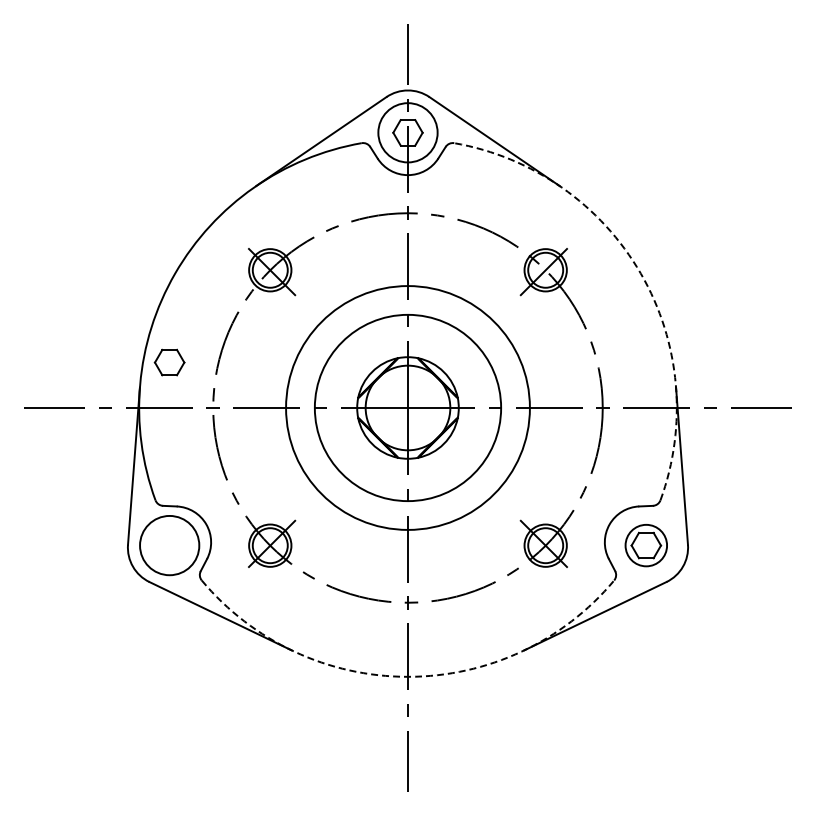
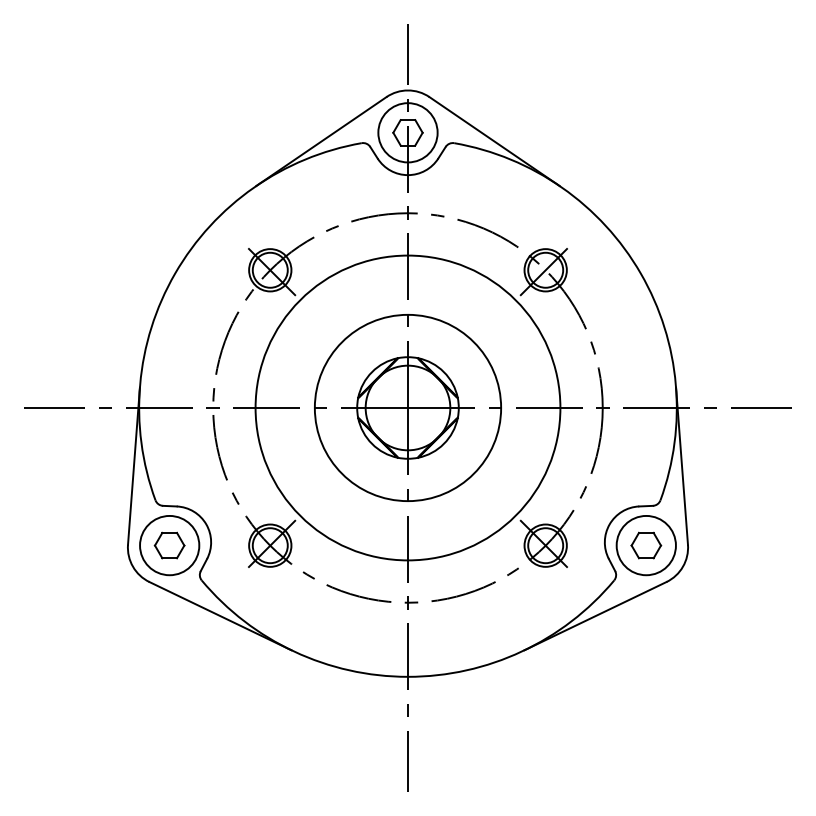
arc: dashed -> solid (640, 273)
part position: (169, 362) -> (169, 545) (169, 545)
circle diameter: 244 px -> 305 px (407, 407)
circle diameter: 41 px -> 59 px (645, 545)
arc: dashed -> solid (408, 676)
